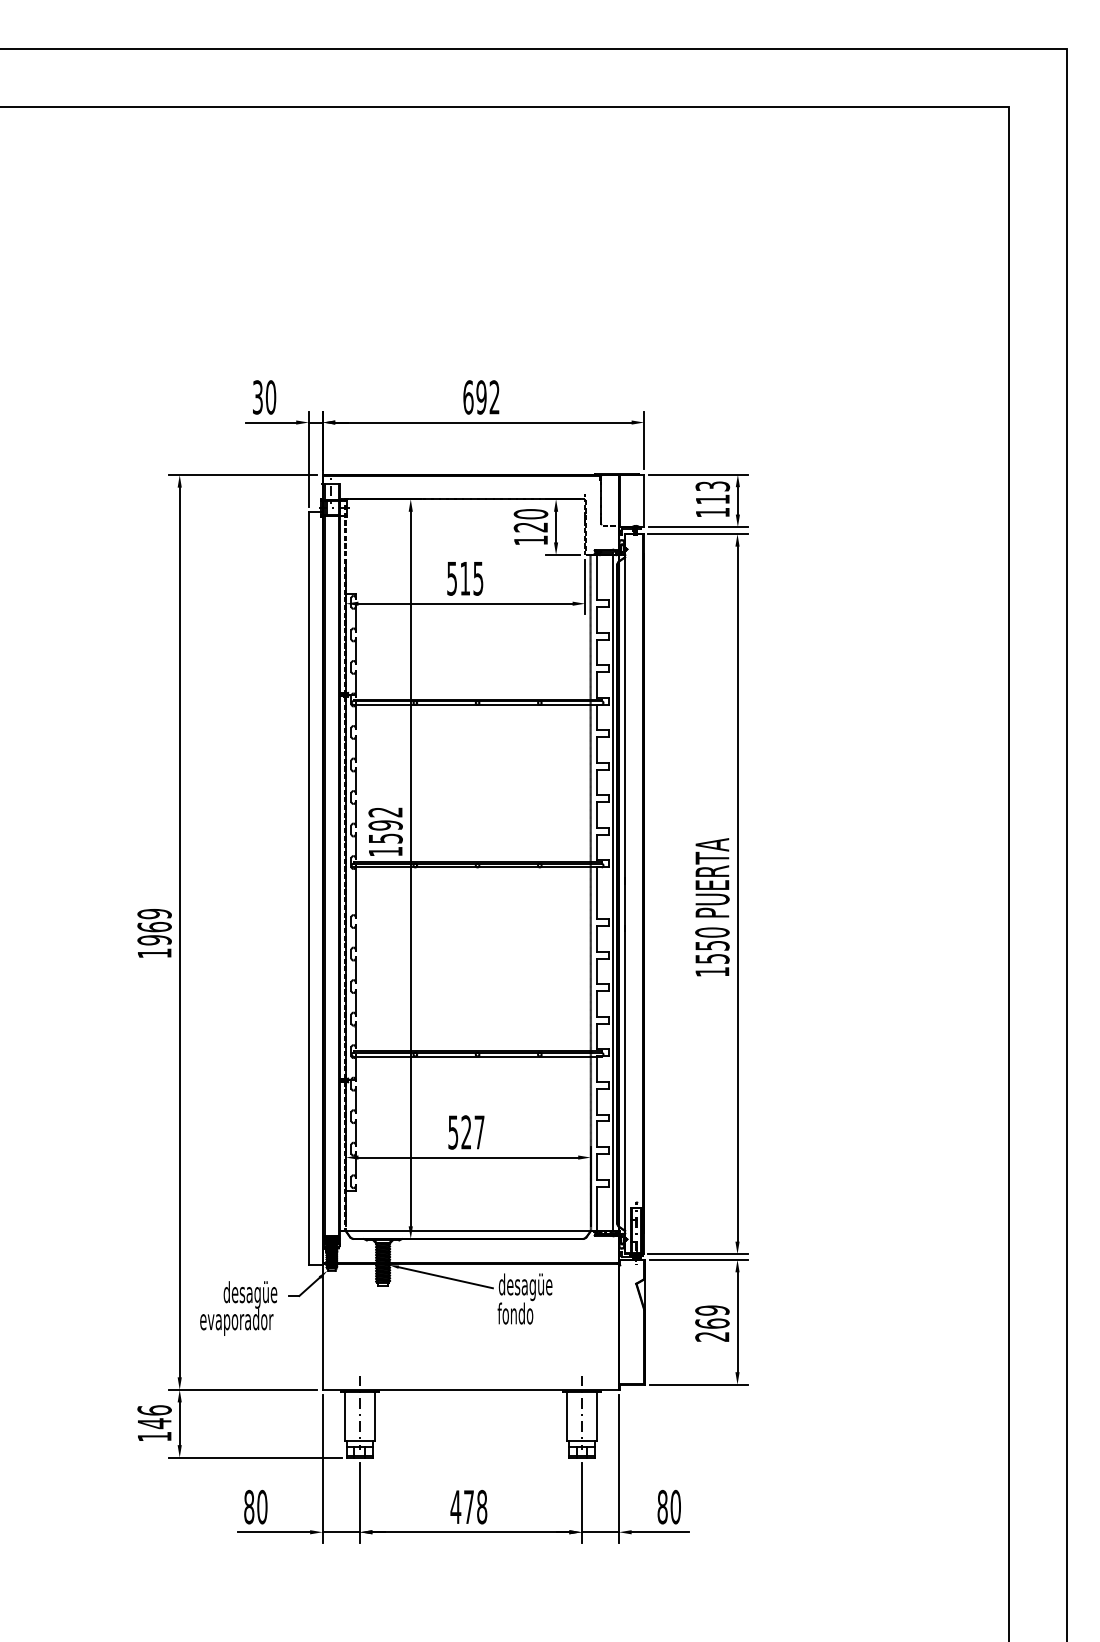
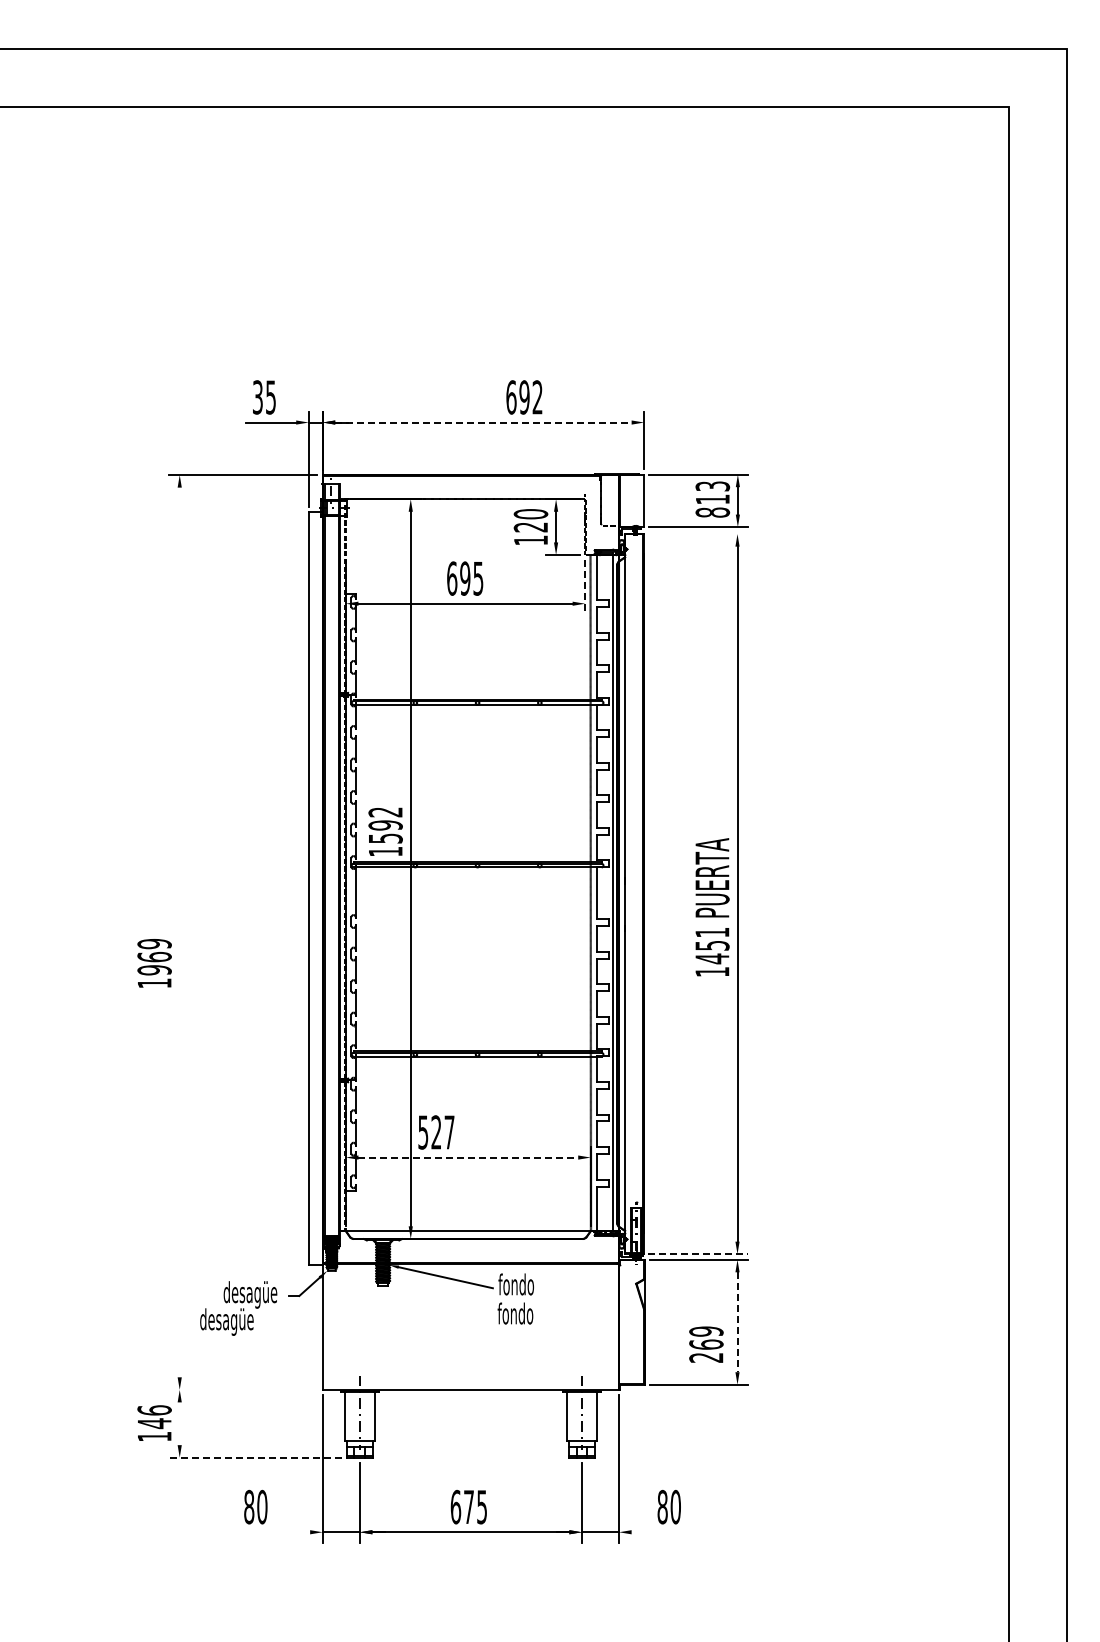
text: 30 -> 35 (270, 397)
text position: (481, 397) -> (524, 397) (524, 397)
line: solid -> dashed (483, 422)
text: 113 -> 813 (712, 512)
line: present -> none (697, 534)
text: 515 -> 695 (458, 578)
line: solid -> dashed (585, 587)
line: present -> none (179, 932)
text position: (154, 933) -> (154, 963) (154, 963)
text: 1550 -> 1451 (712, 945)
text position: (466, 1132) -> (436, 1132) (436, 1132)
line: solid -> dashed (468, 1157)
line: solid -> dashed (697, 1254)
text: desagüe -> fondo (525, 1287)
text: evaporador -> desagüe (237, 1321)
line: solid -> dashed (737, 1322)
text position: (712, 1323) -> (706, 1344) (706, 1344)
line: present -> none (243, 1389)
line: present -> none (179, 1423)
line: solid -> dashed (254, 1457)
text: 478 -> 675 (468, 1506)
line: present -> none (273, 1532)
line: present -> none (659, 1532)
